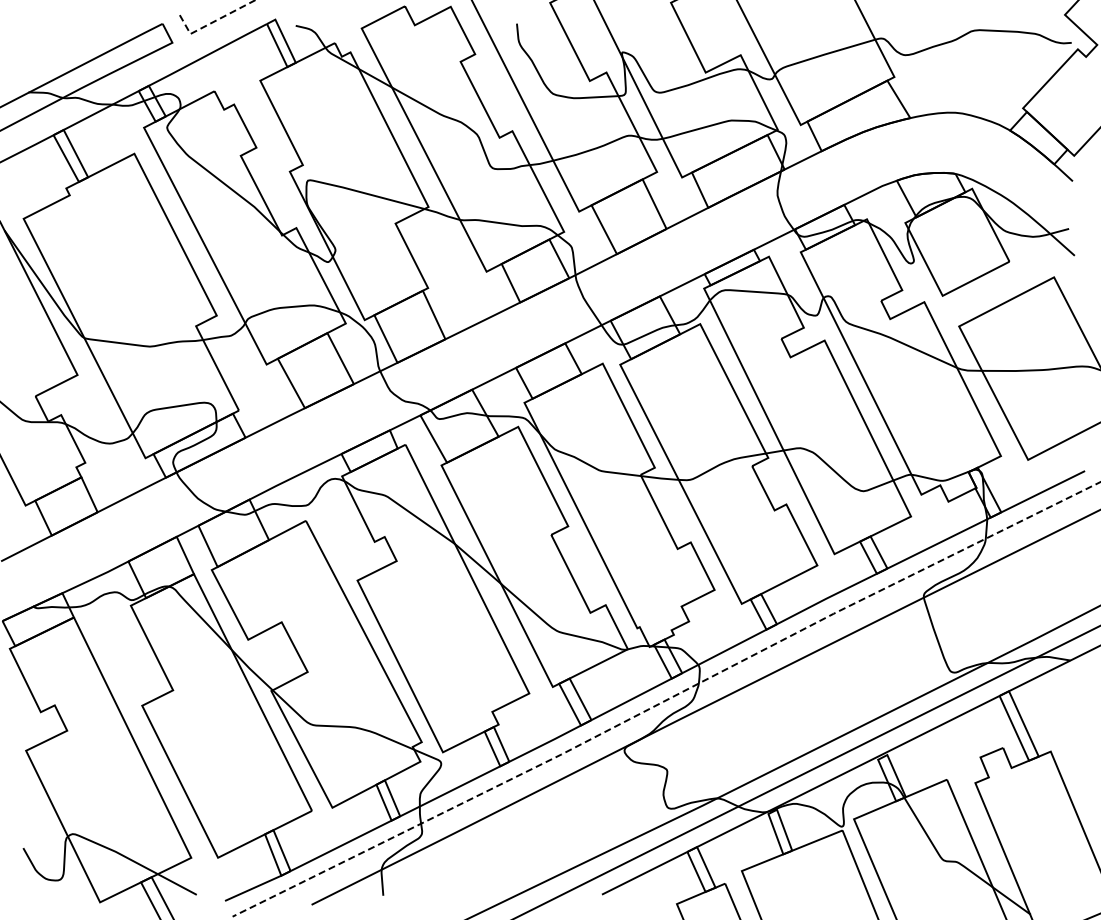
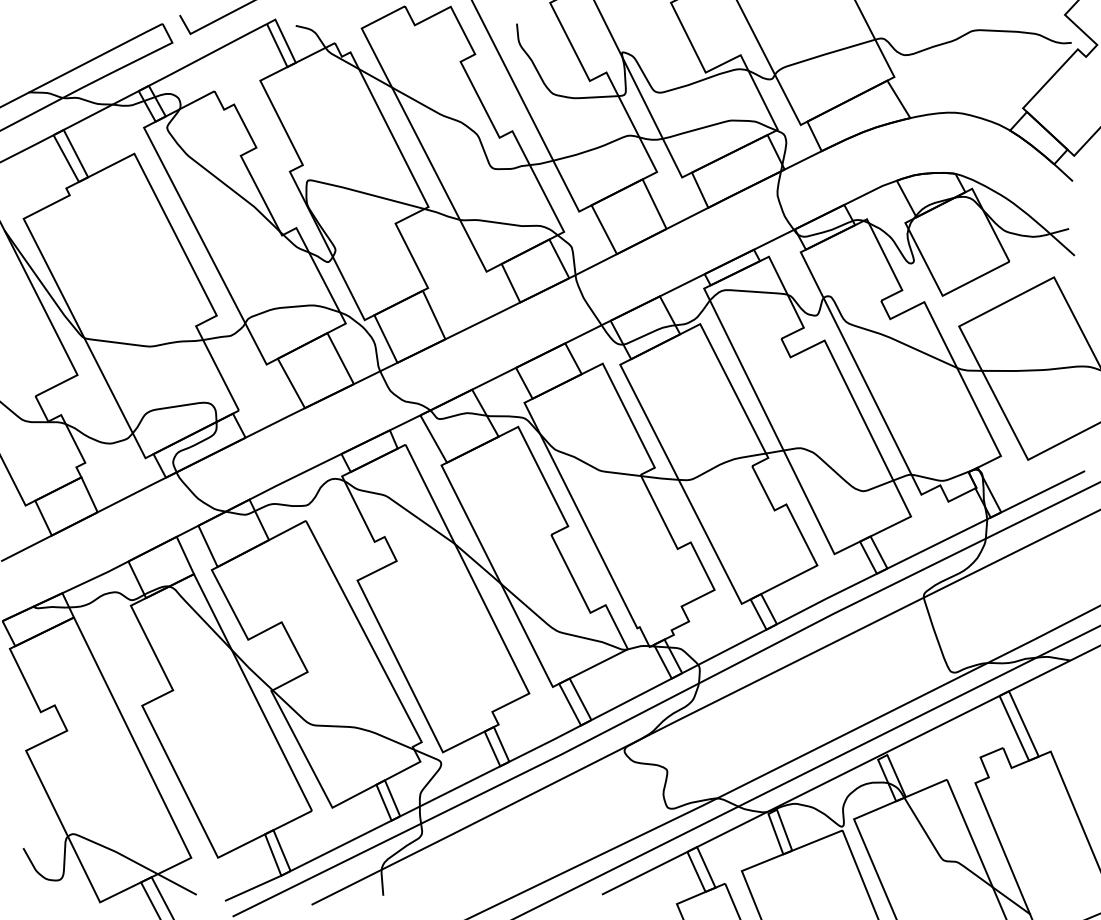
line: dashed -> solid (213, 22)
line: dashed -> solid (667, 699)
